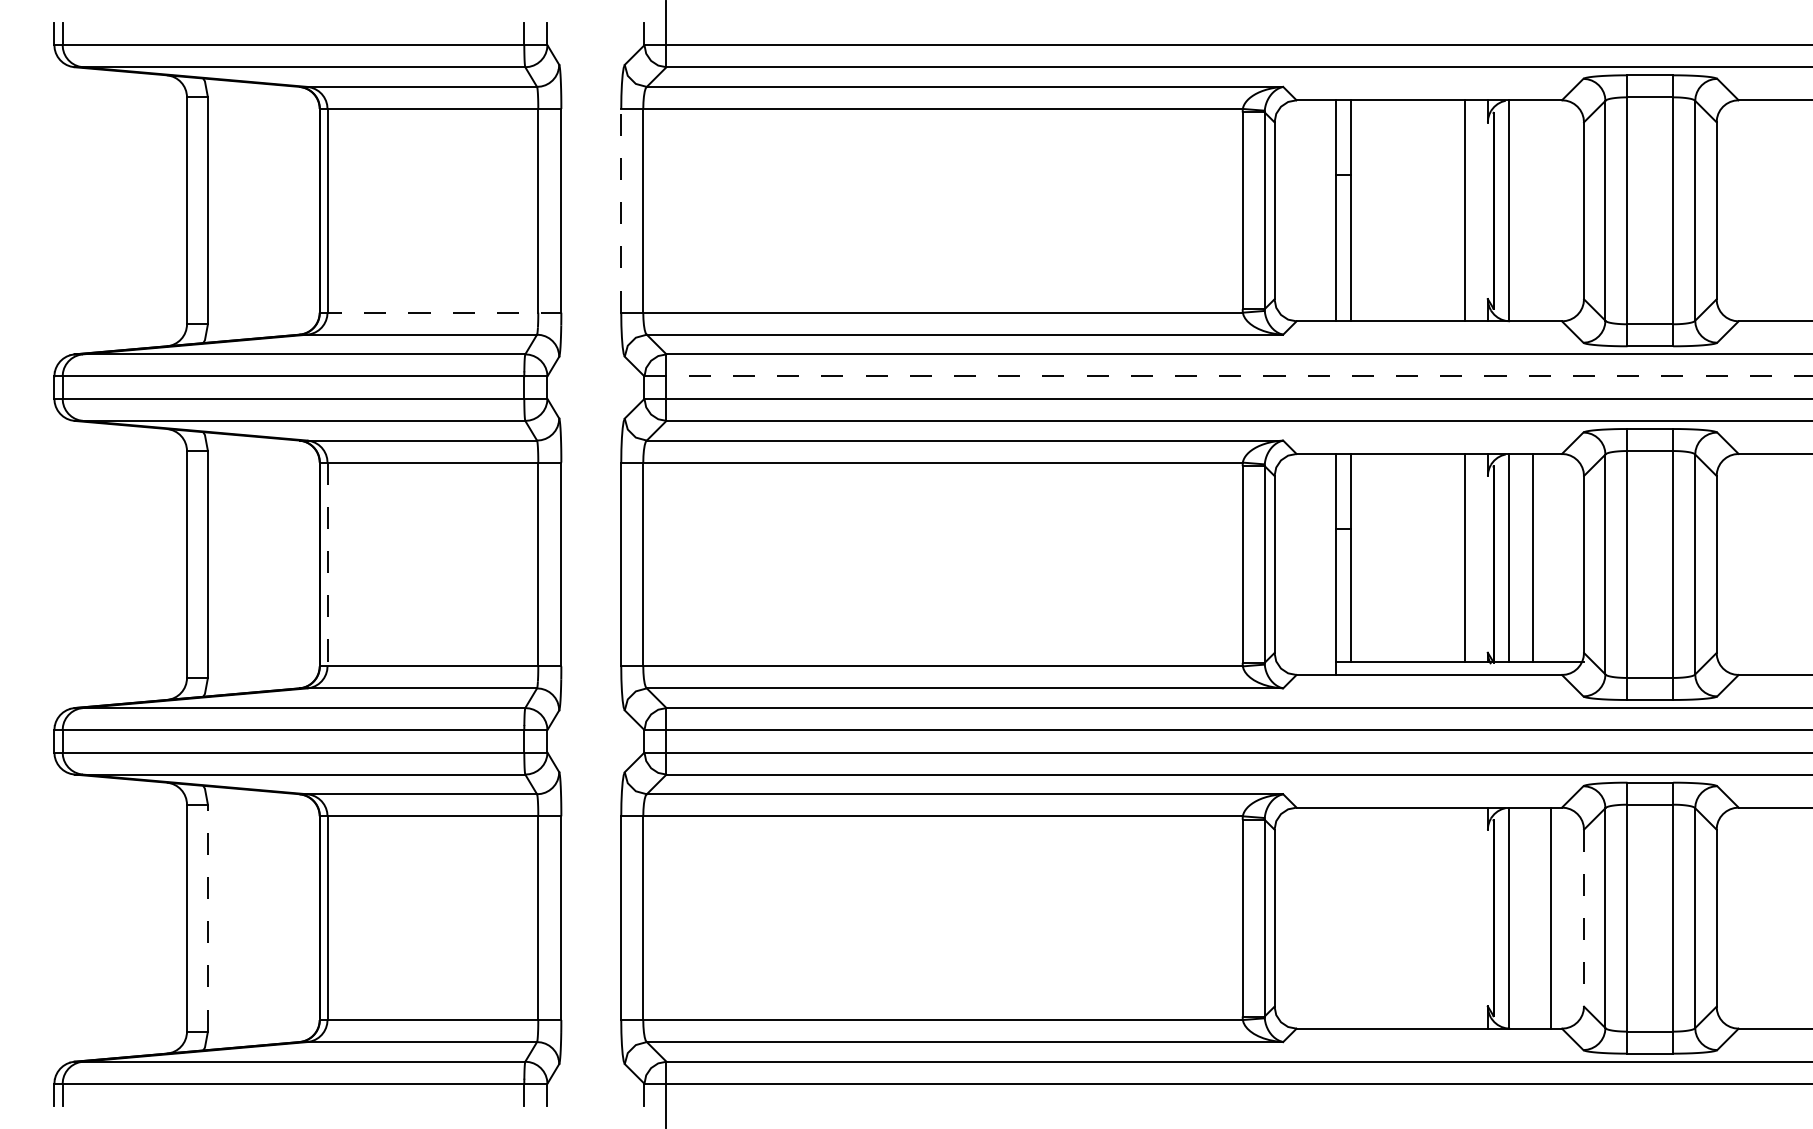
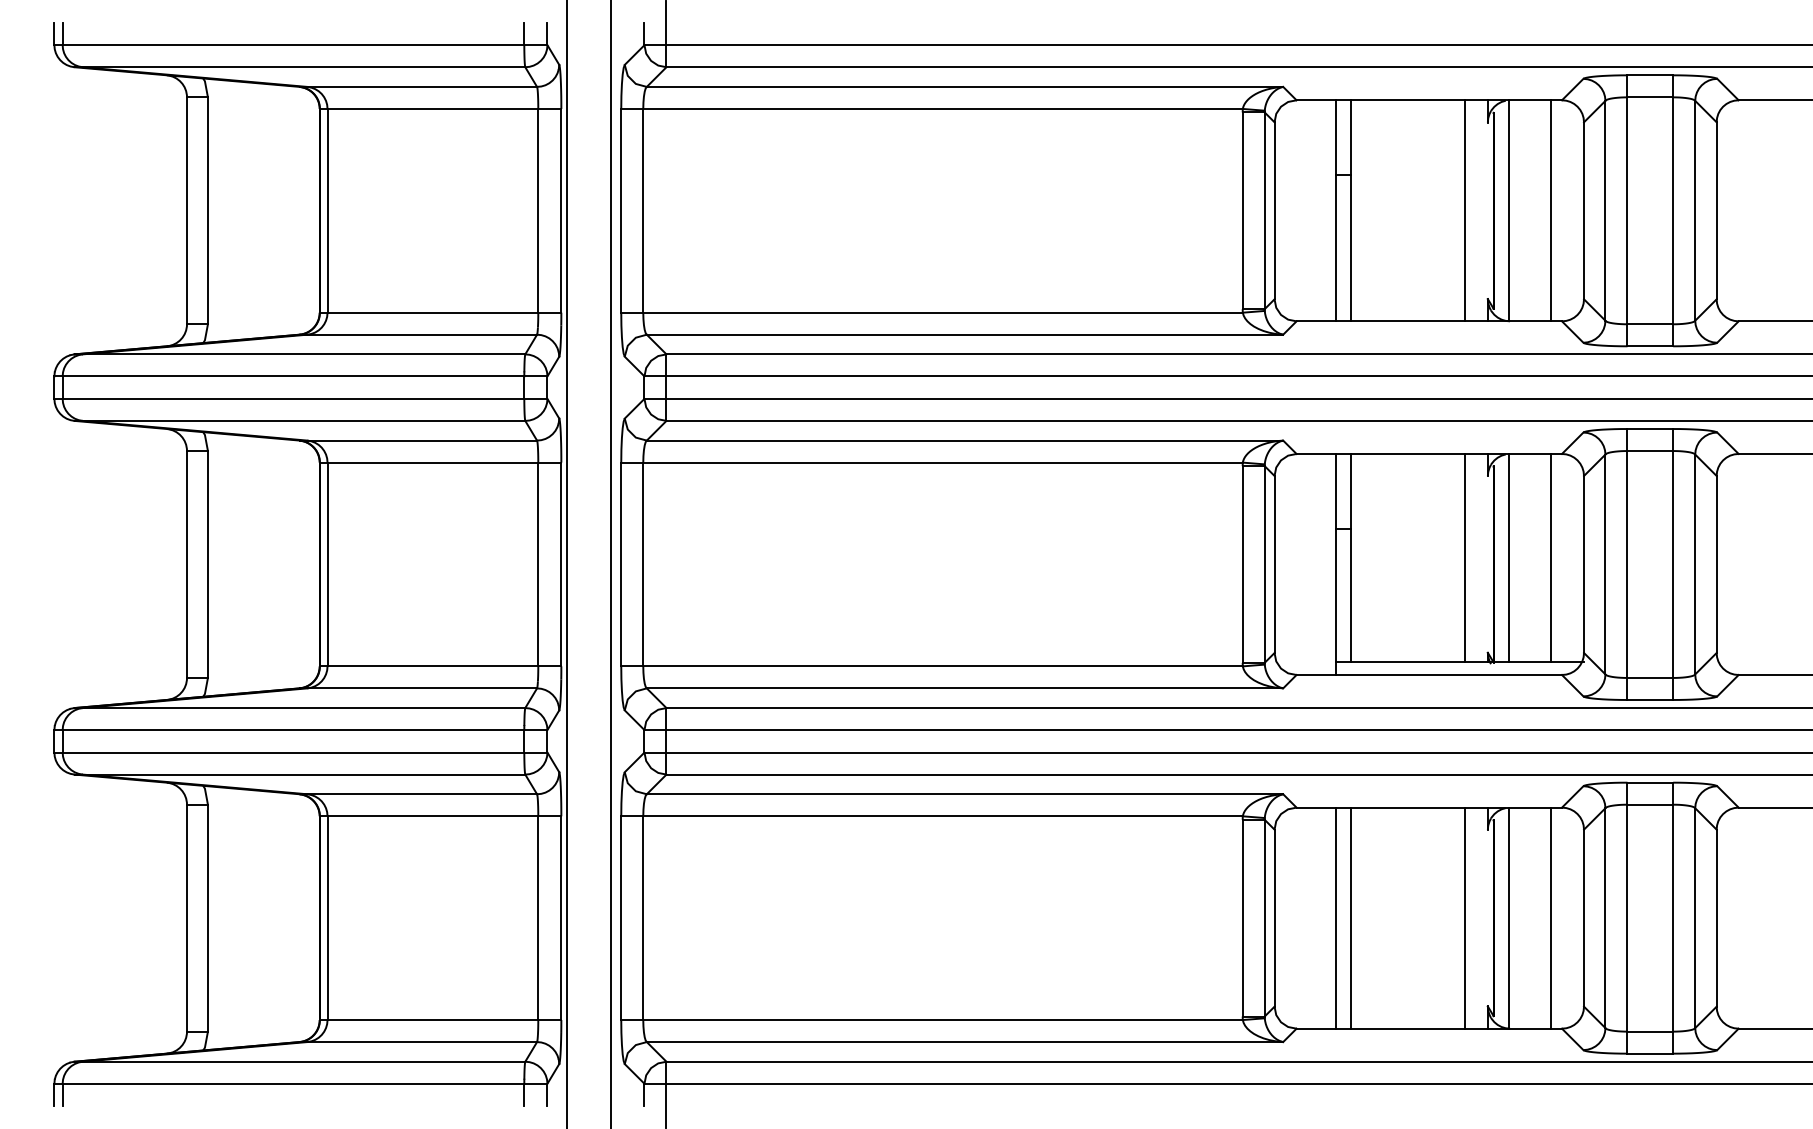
line: dashed -> solid (621, 210)
line: none -> present (1550, 210)
line: dashed -> solid (440, 312)
line: dashed -> solid (1228, 376)
line position: (1532, 557) -> (1550, 557) (1550, 557)
line: none -> present (567, 563)
line: none -> present (611, 563)
line: dashed -> solid (327, 564)
line: dashed -> solid (207, 917)
line: none -> present (1336, 917)
line: none -> present (1350, 917)
line: none -> present (1464, 917)
line: dashed -> solid (1584, 918)
